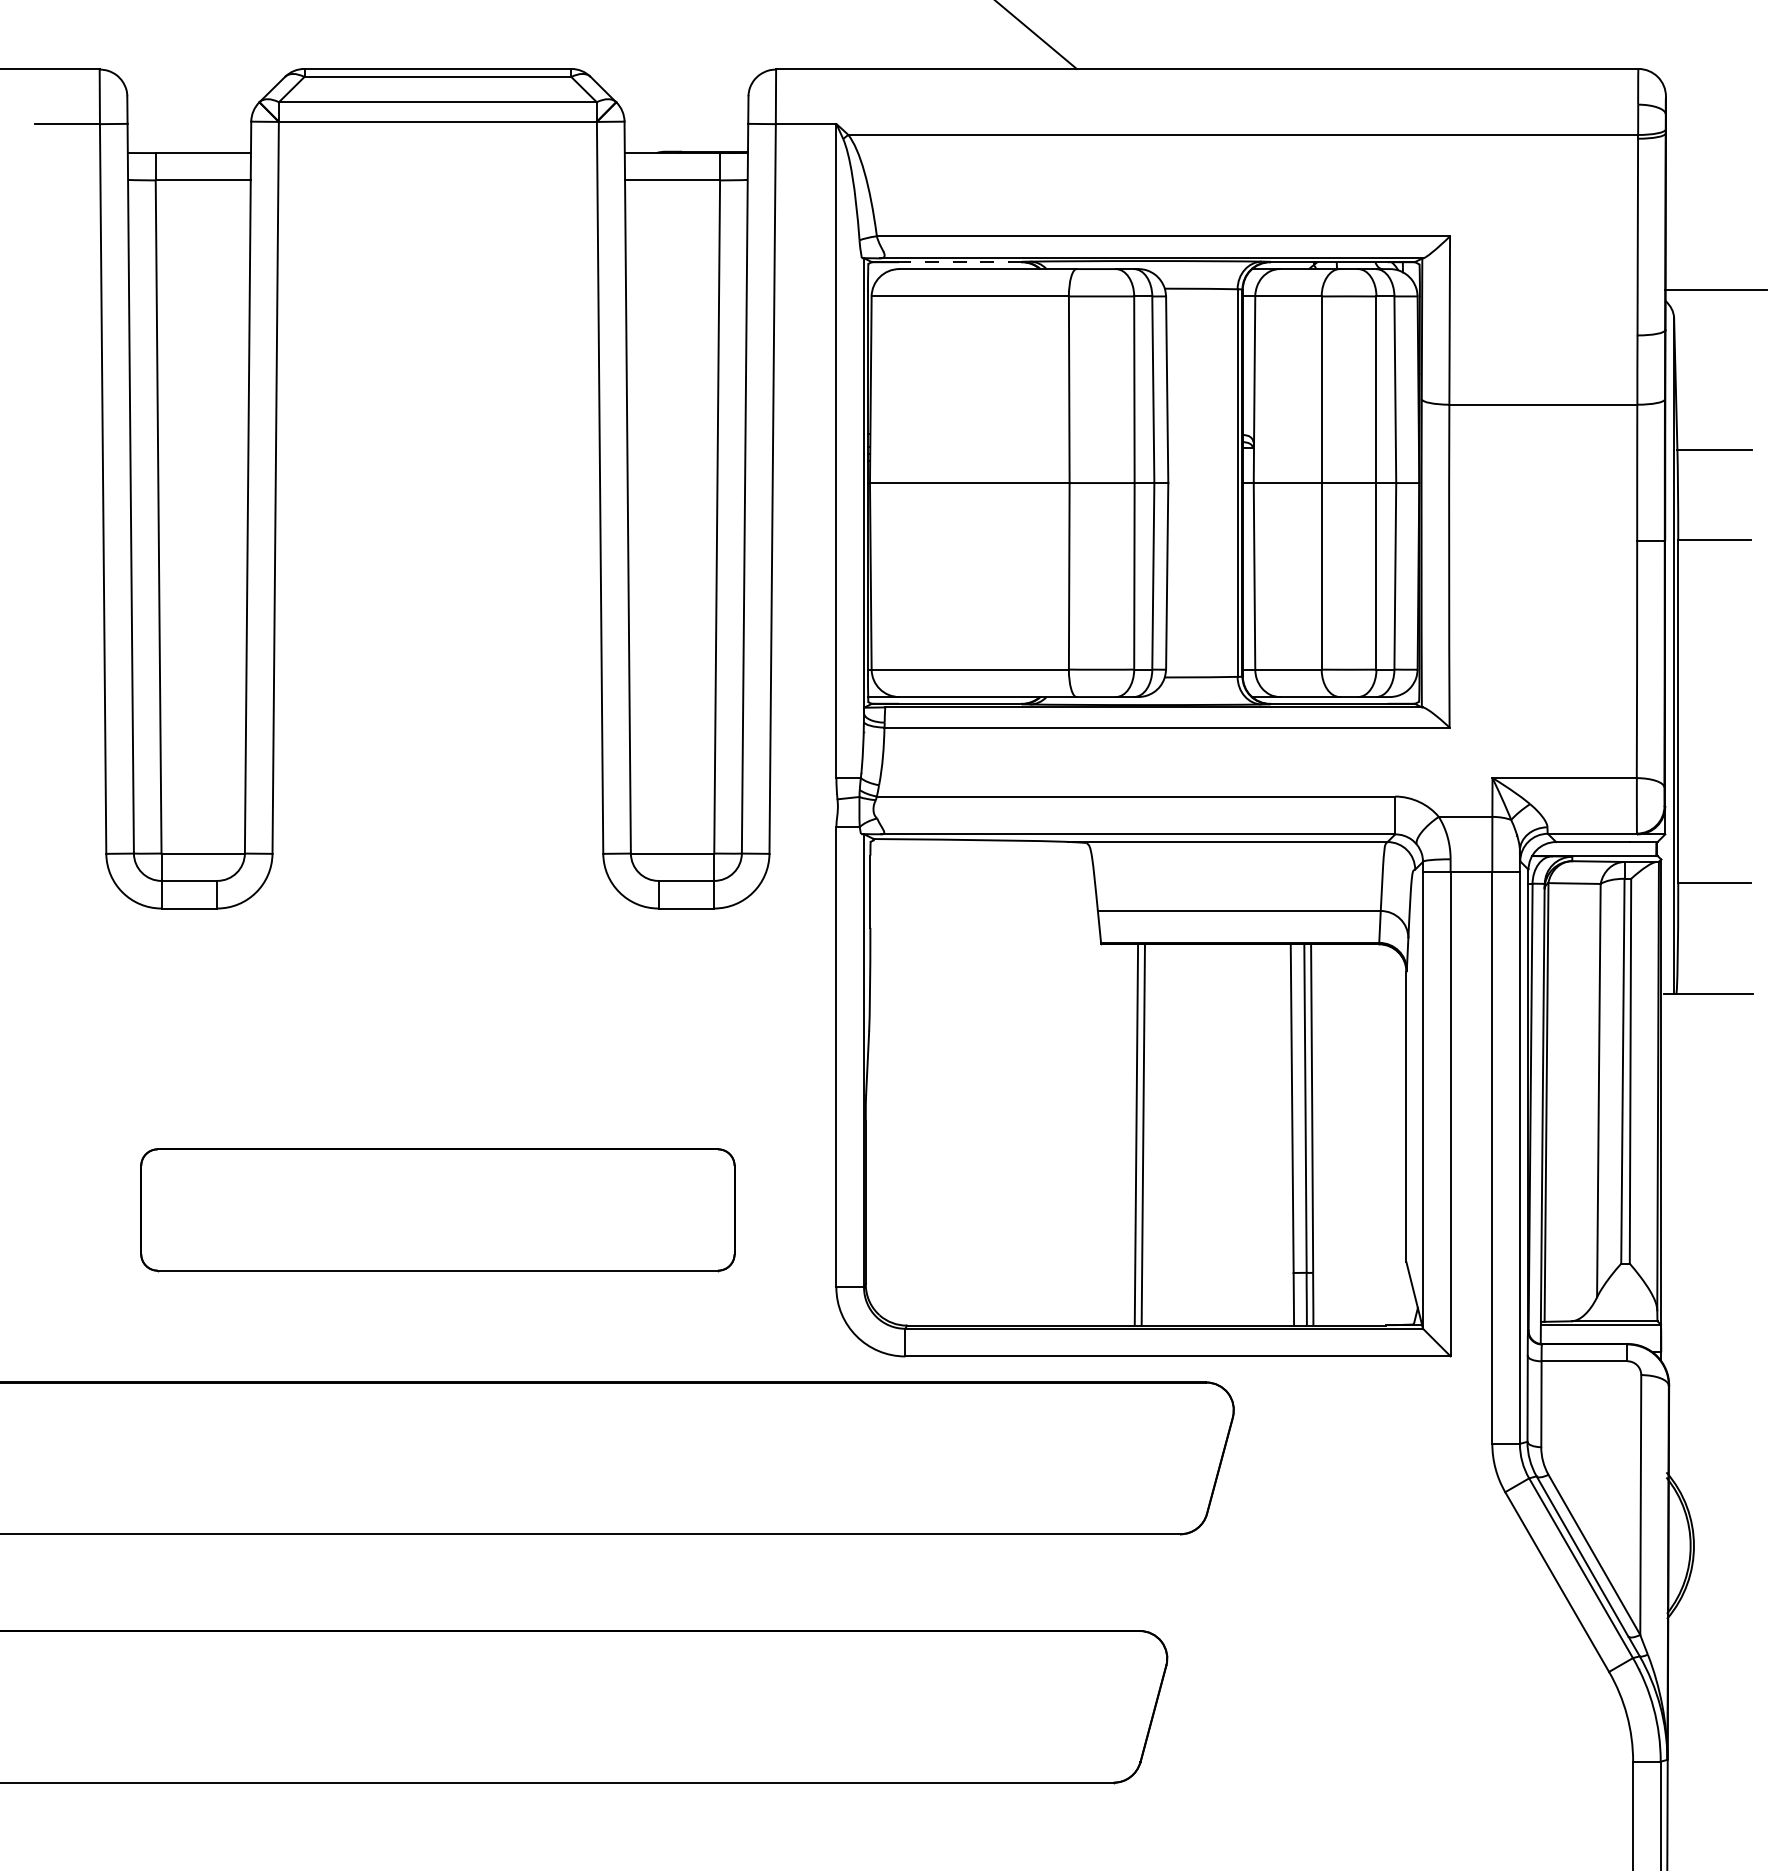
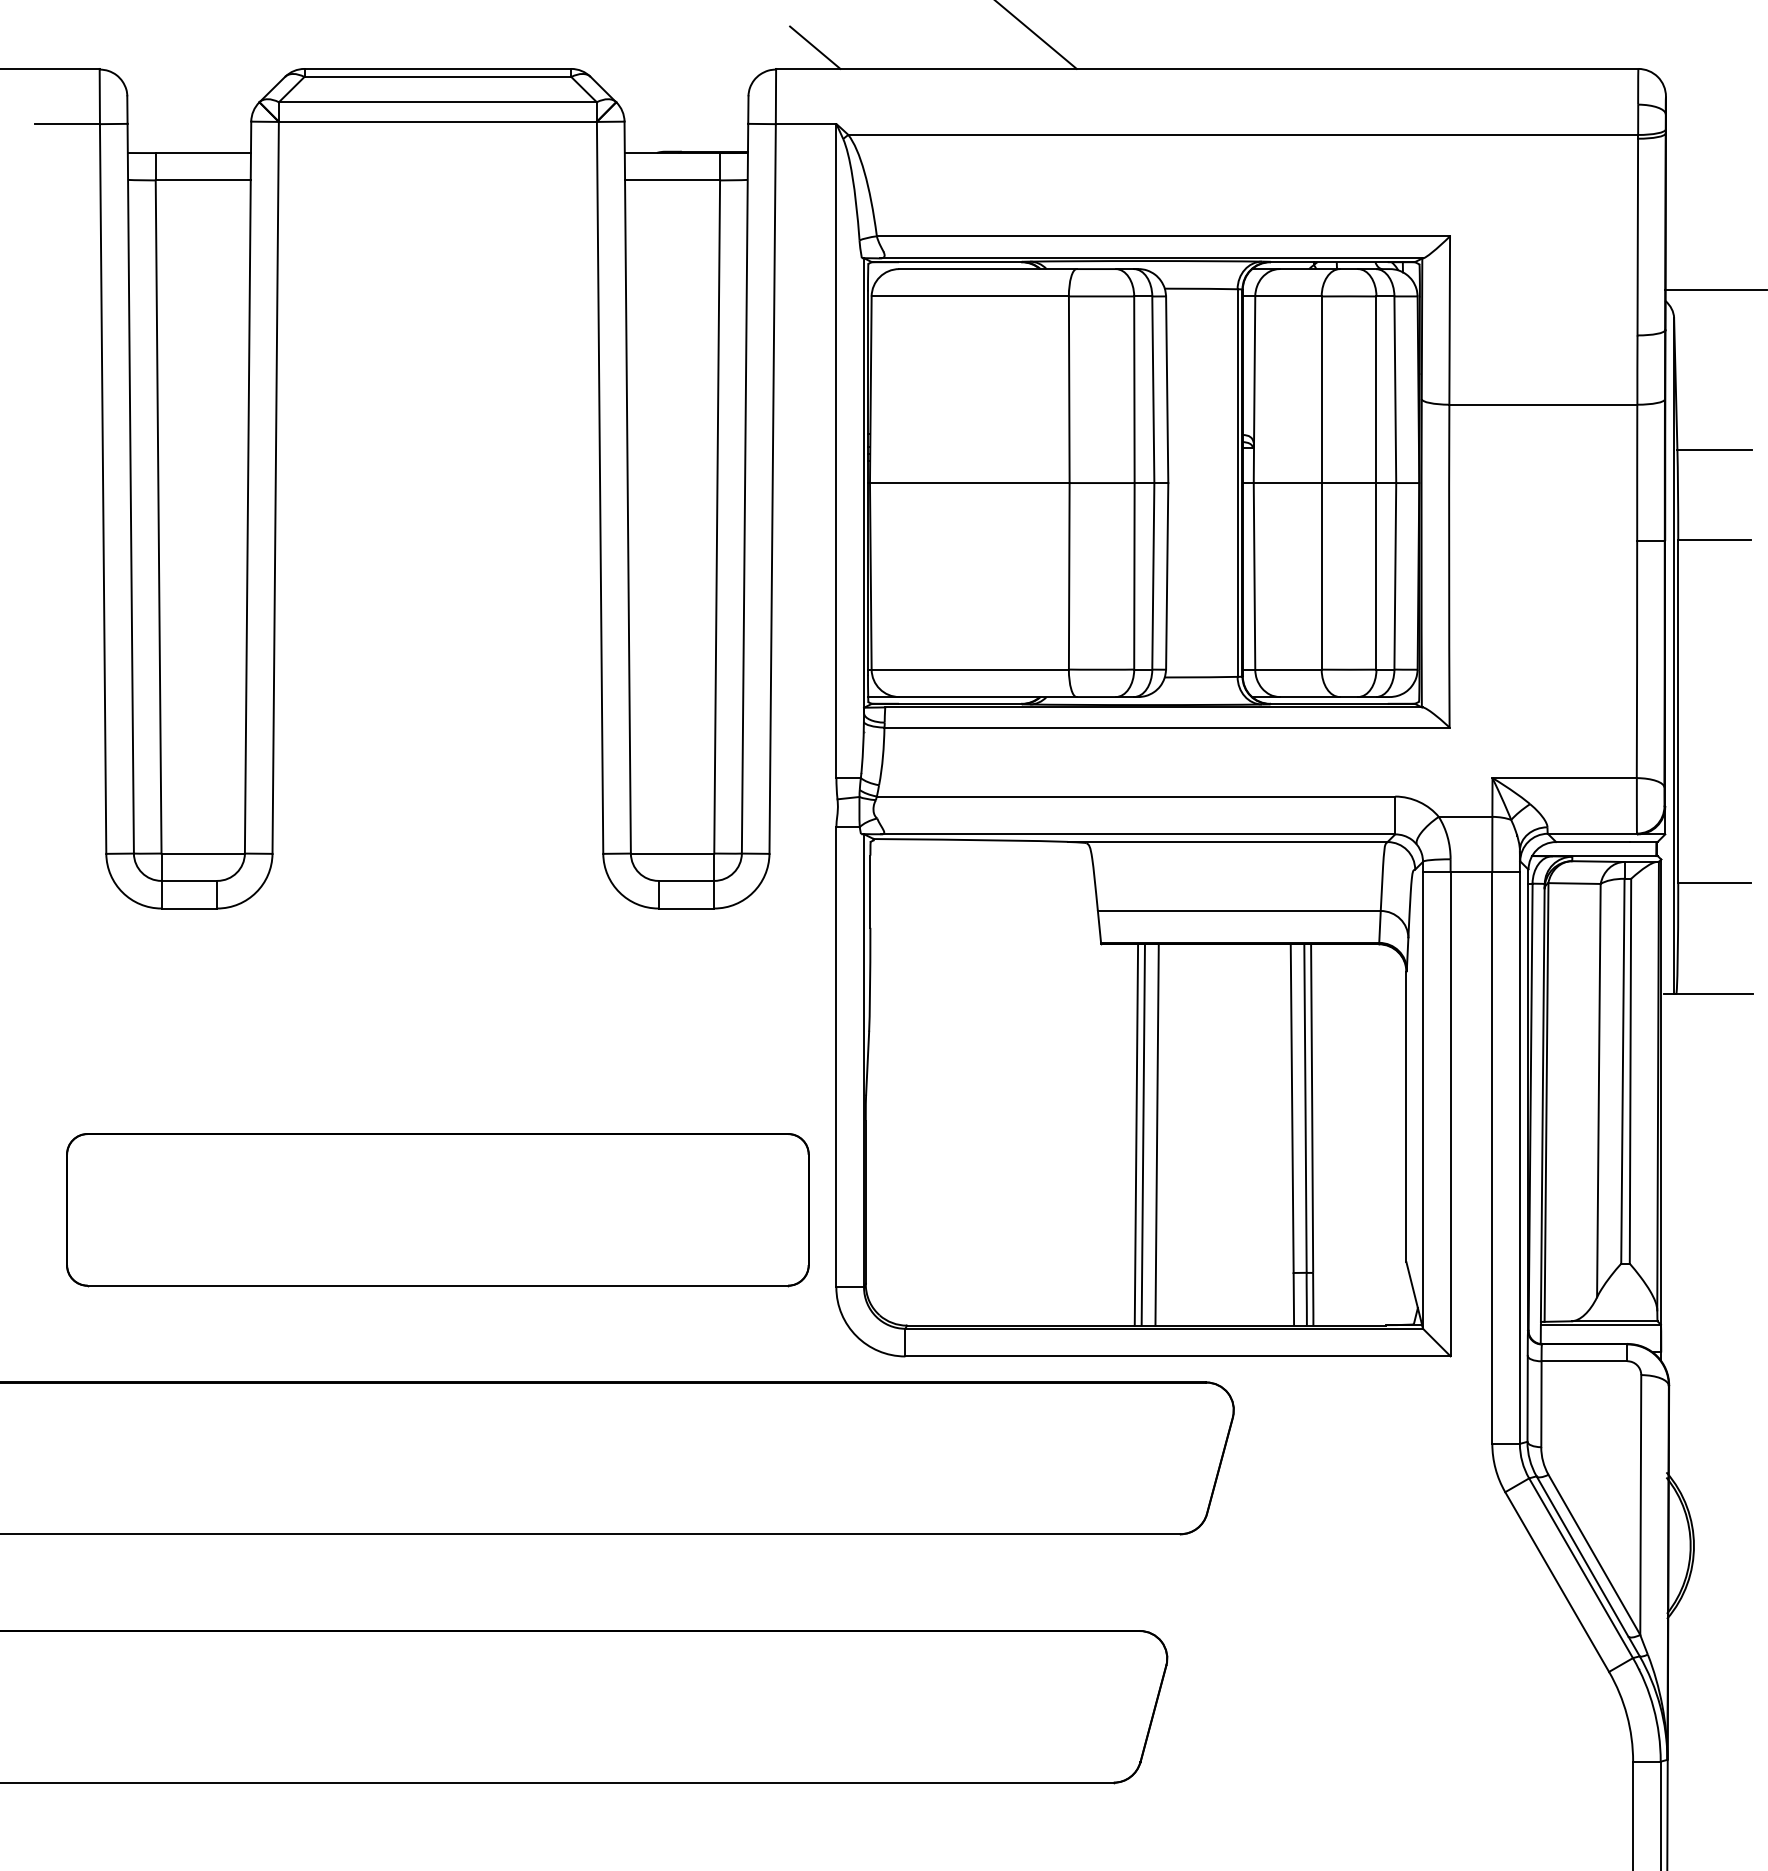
line: none -> present (815, 47)
line: dashed -> solid (959, 262)
line: none -> present (1156, 1134)
part size: 596x125 px -> 744x155 px (437, 1210)
